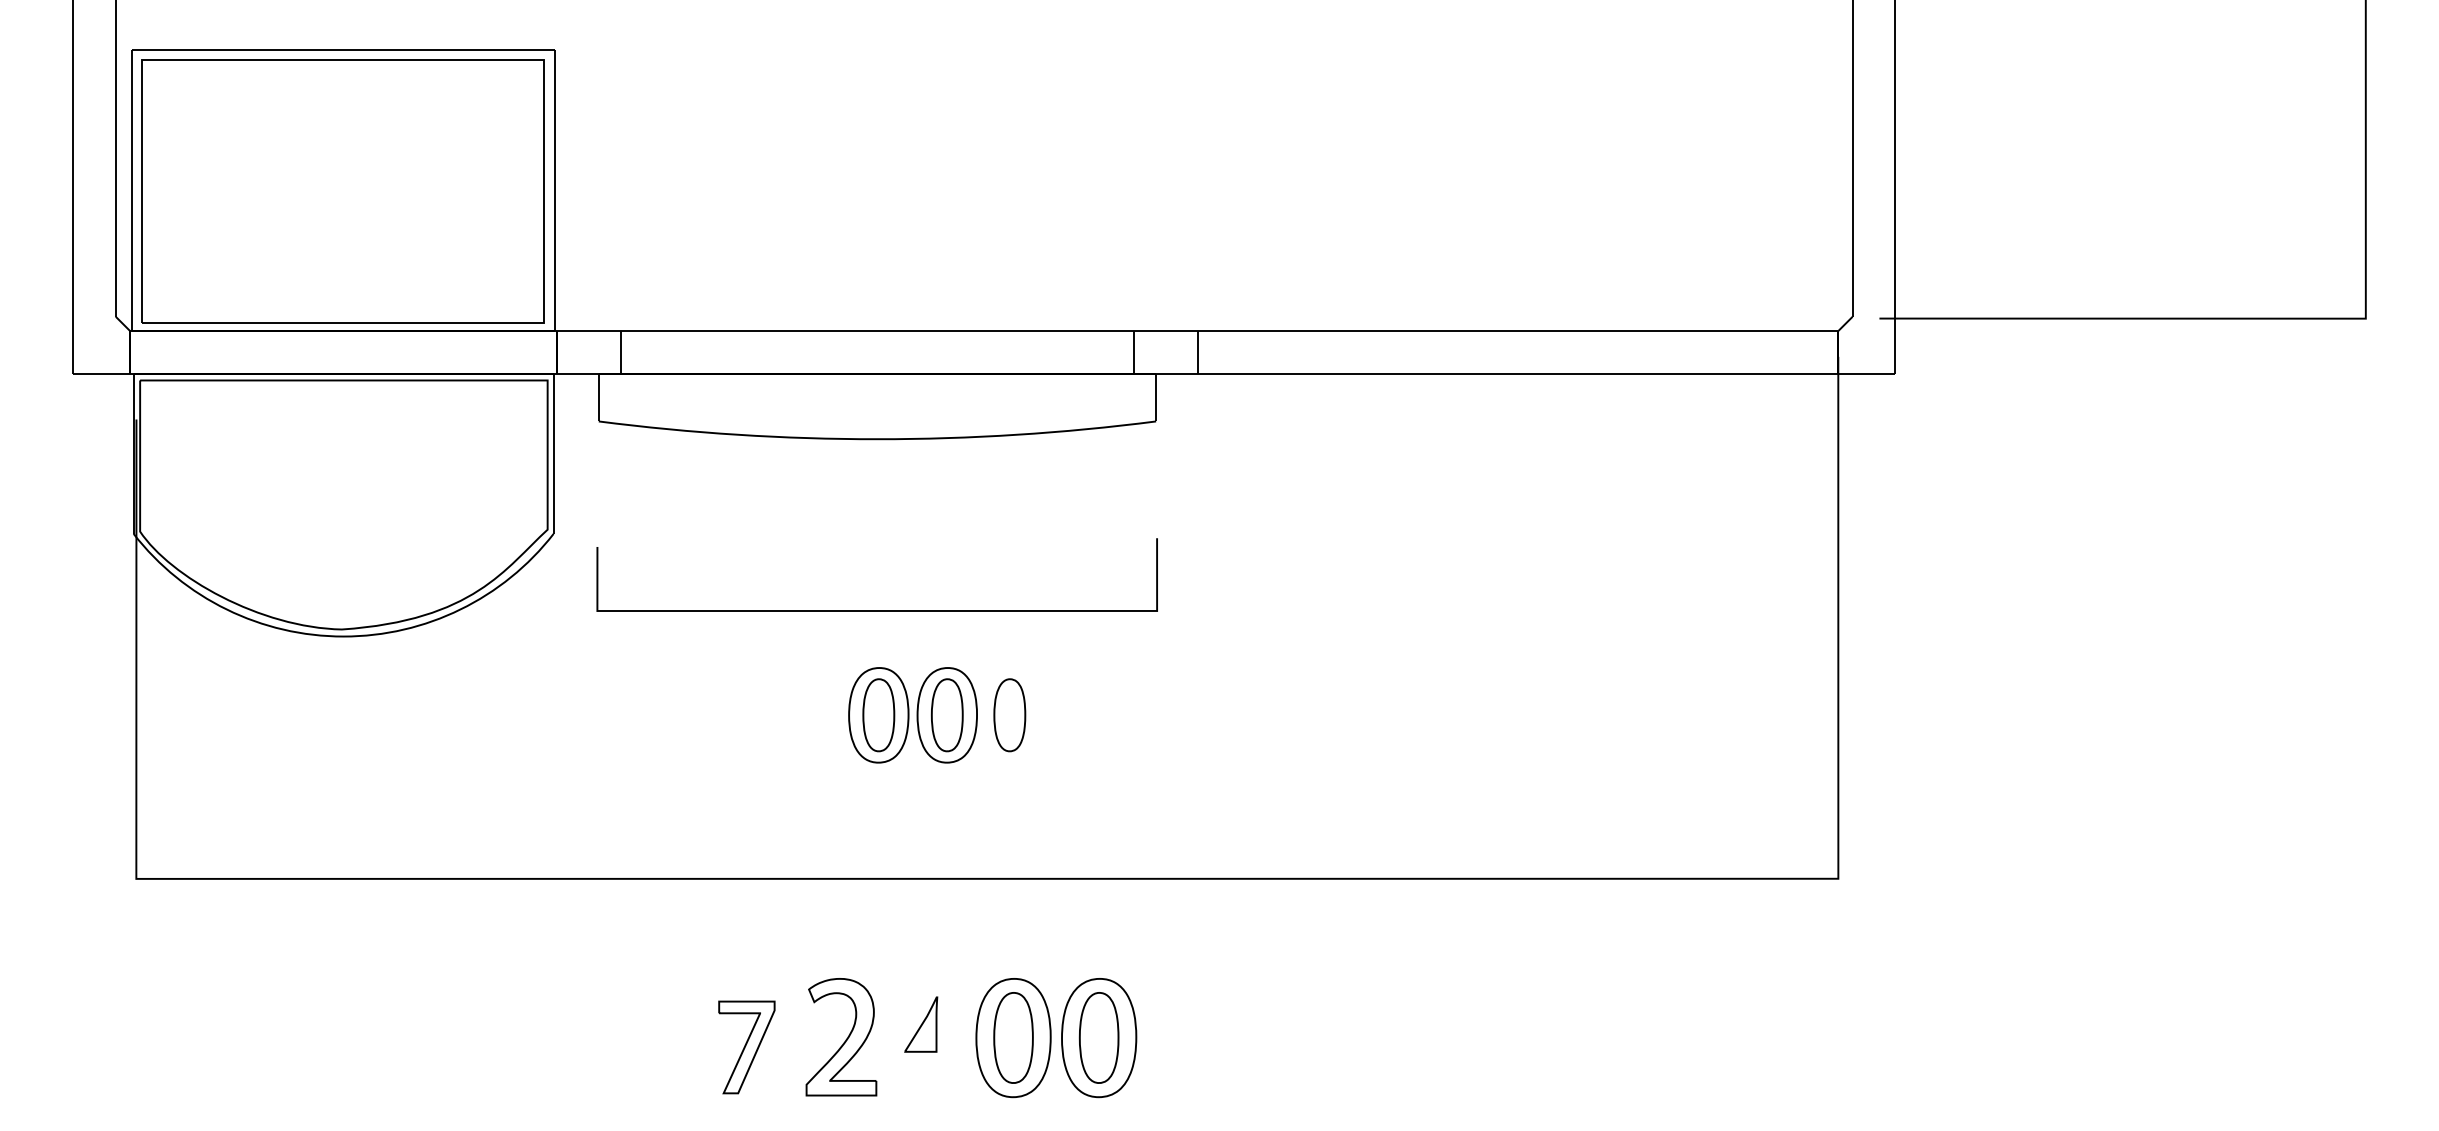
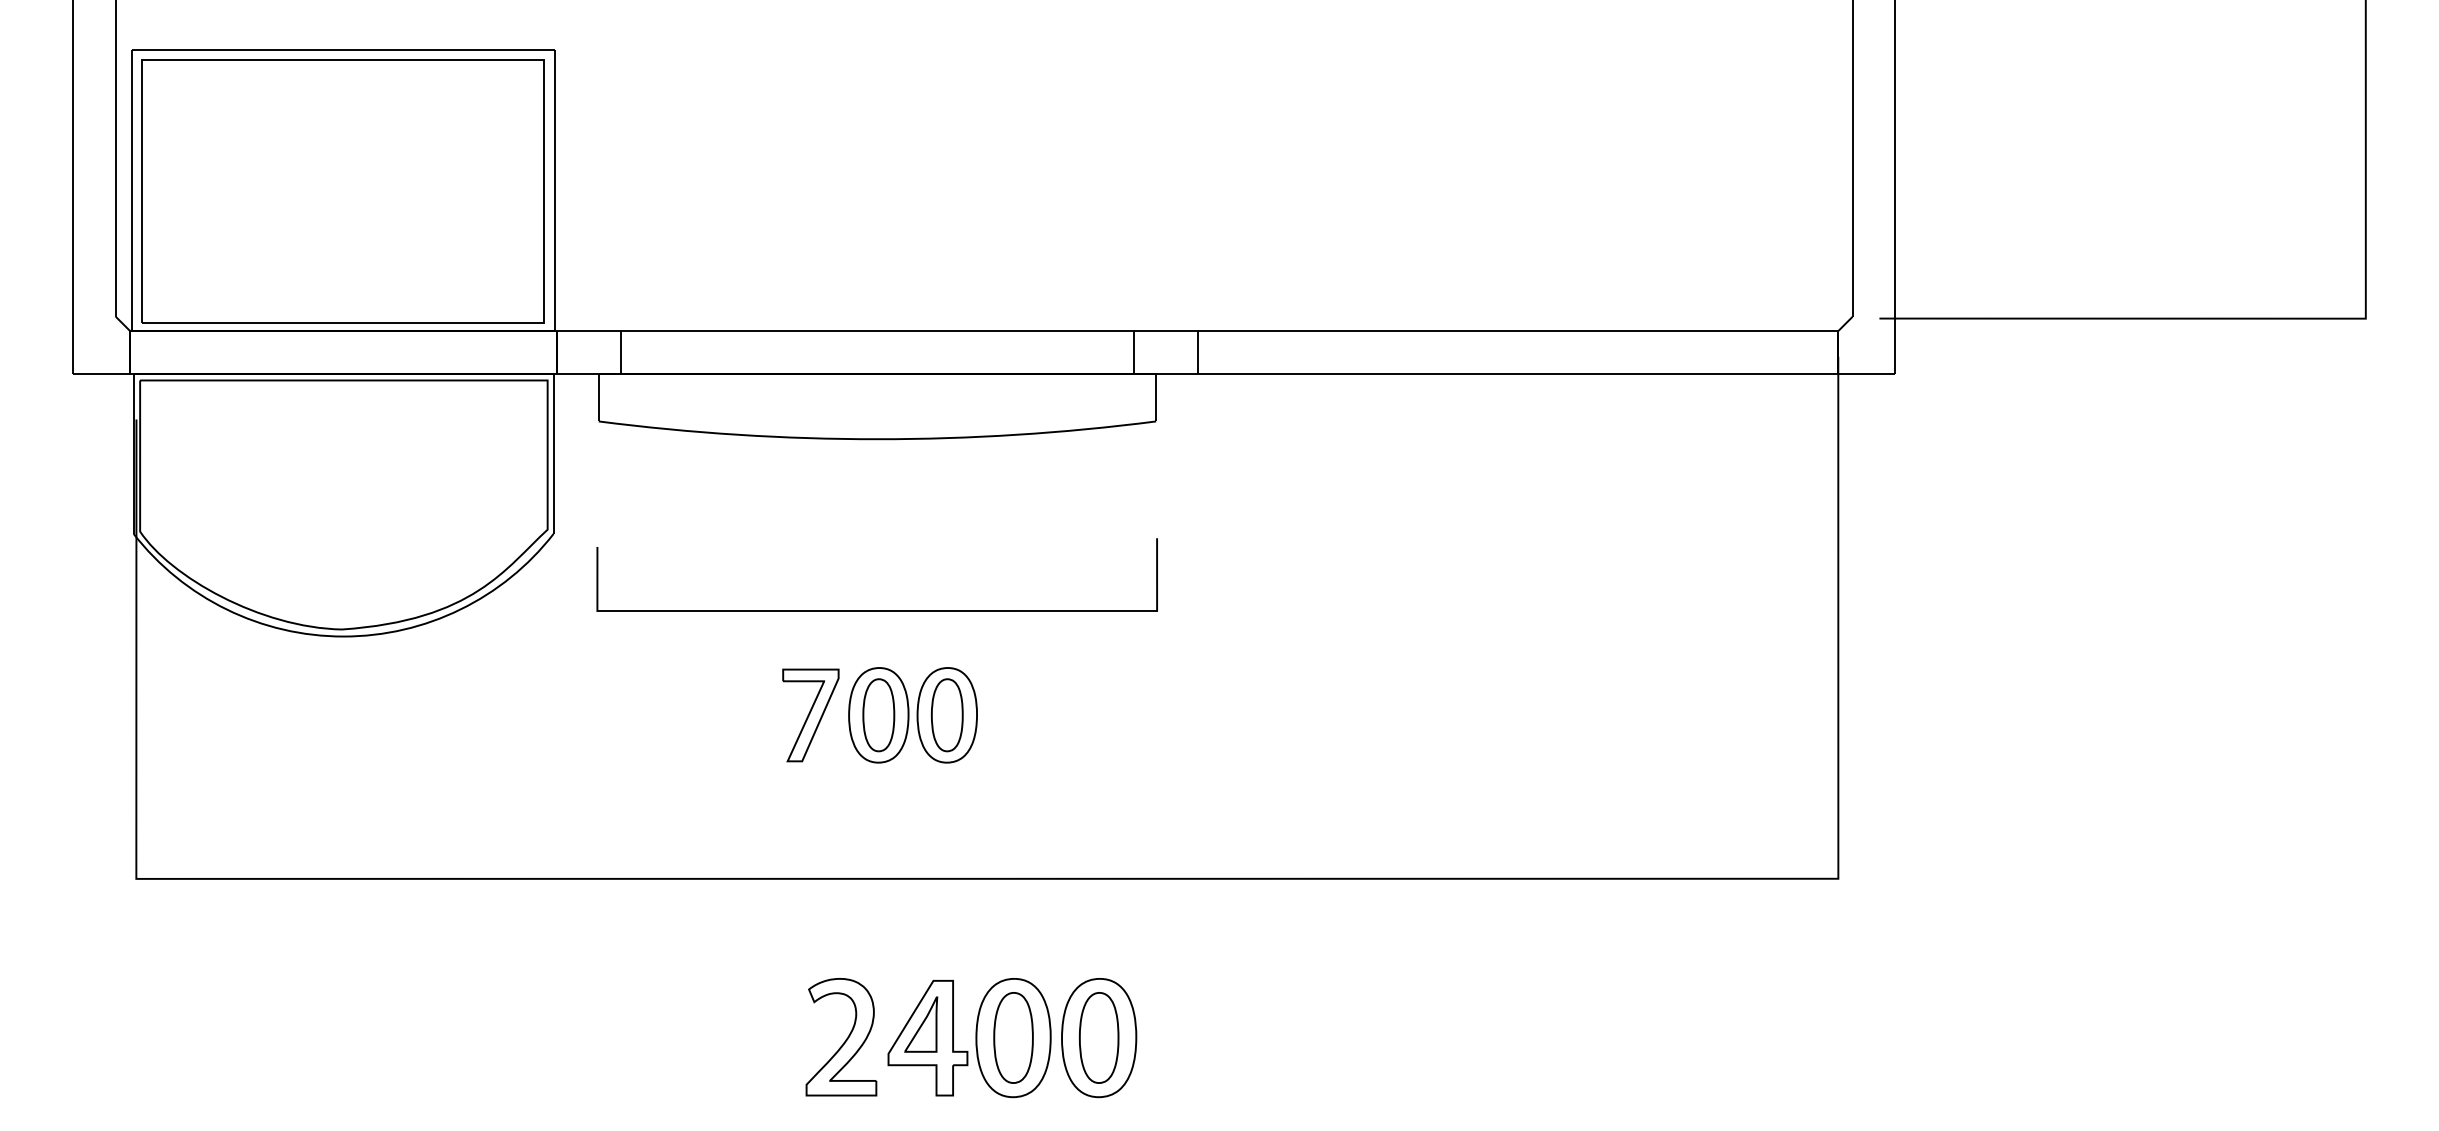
part: present -> none (1009, 715)
part: none -> present (927, 1038)
part position: (746, 1047) -> (810, 715) (810, 715)
